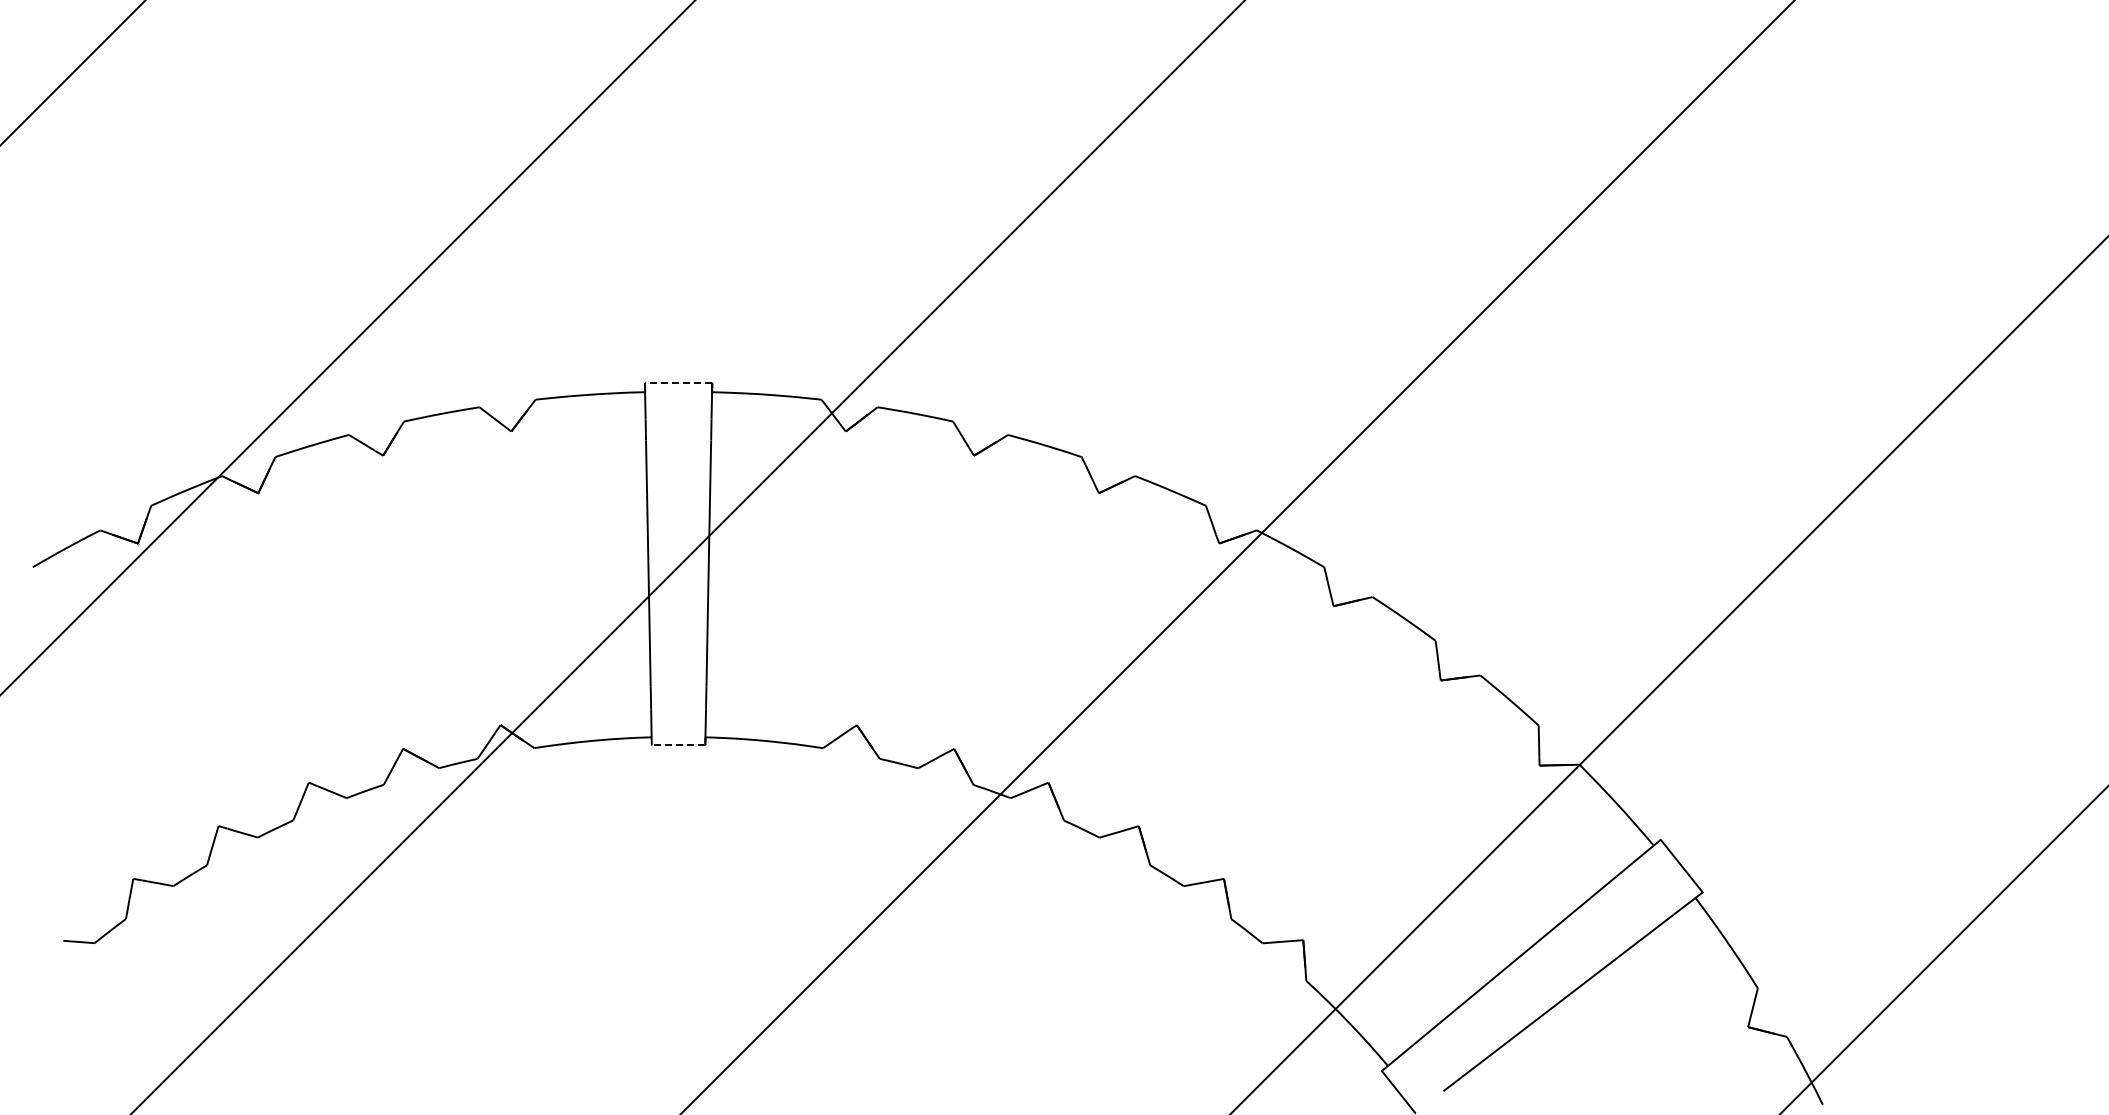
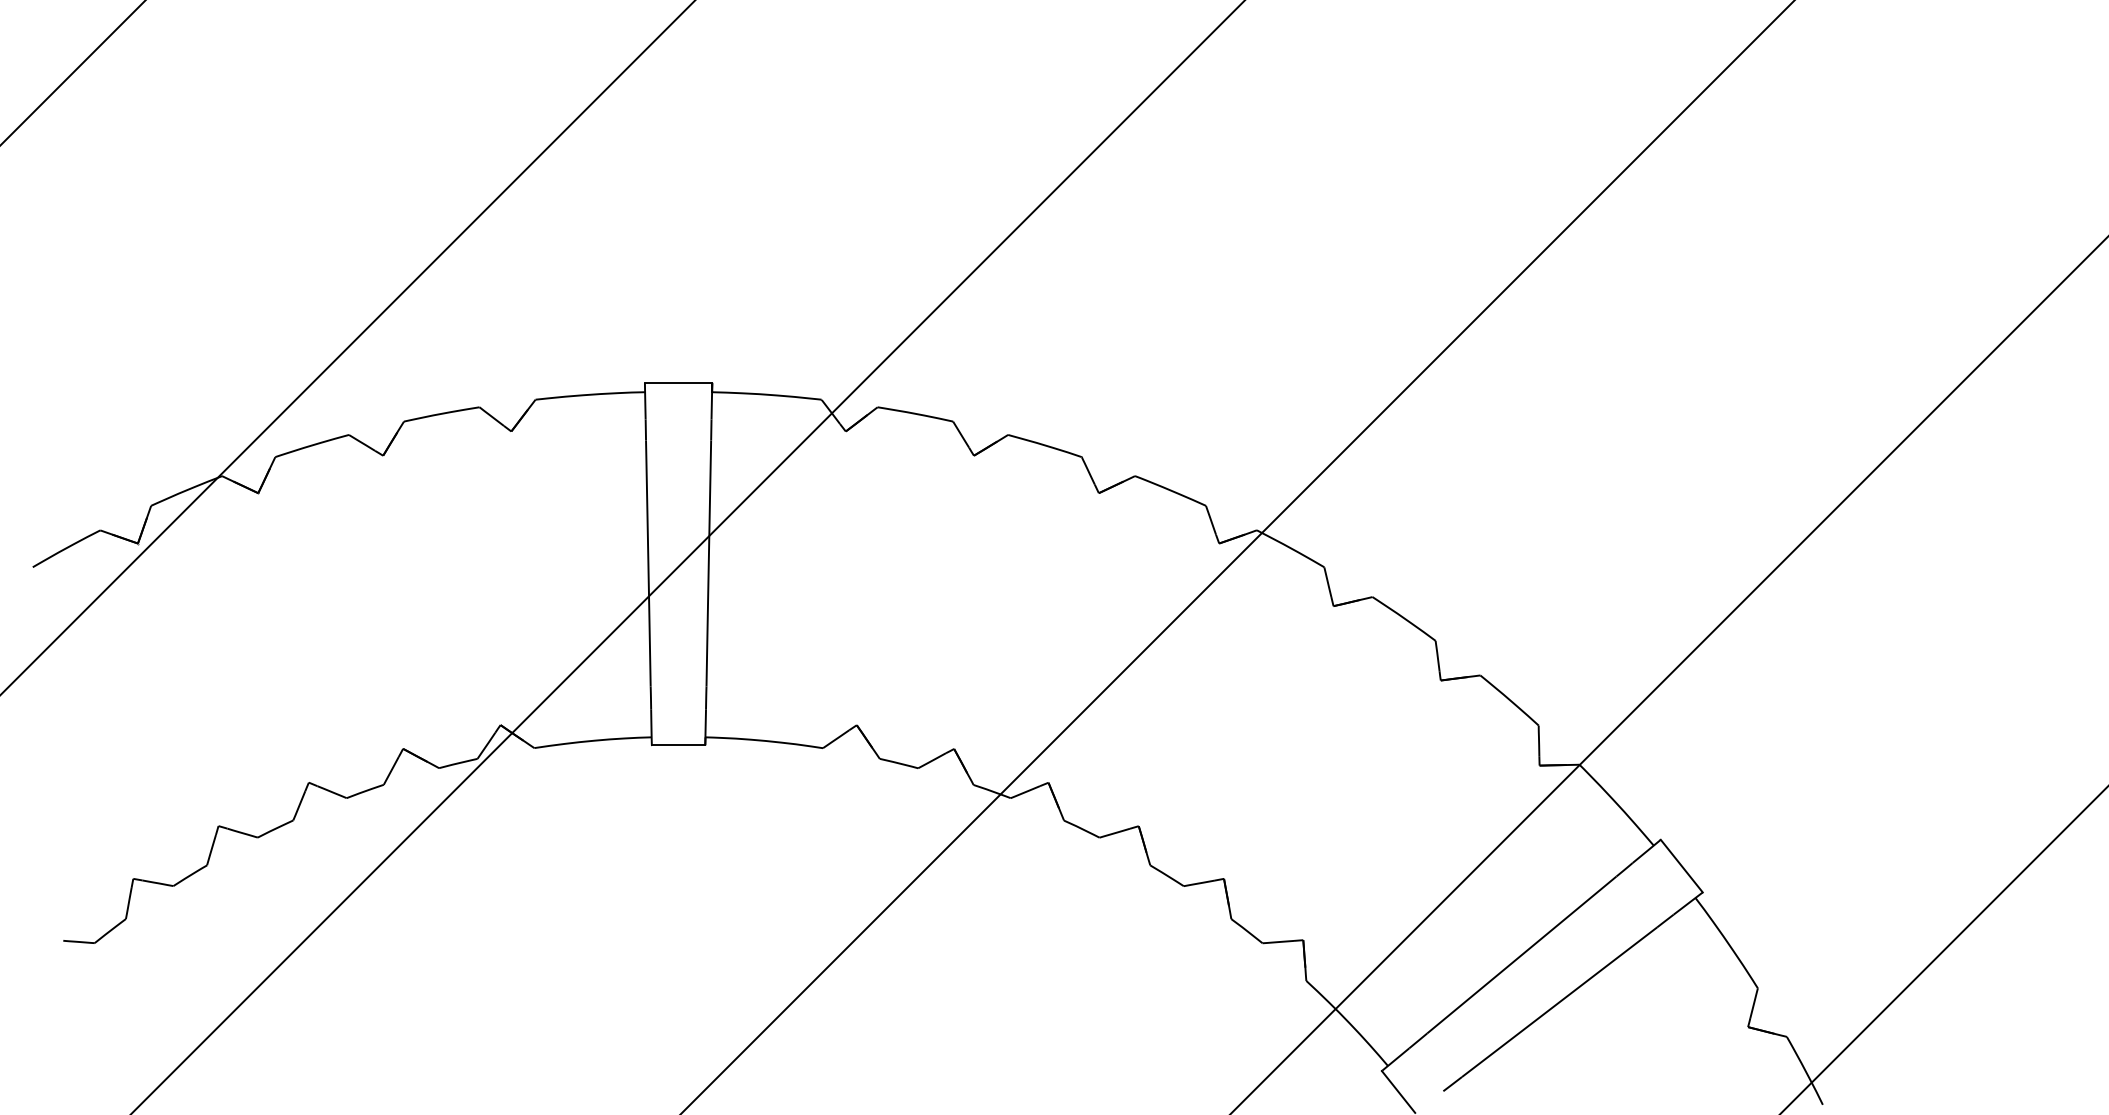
line: dashed -> solid (678, 382)
line: dashed -> solid (678, 745)
